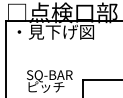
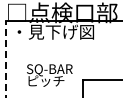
line: solid -> dashed (5, 59)
text position: (49, 81) -> (49, 75) (49, 75)
